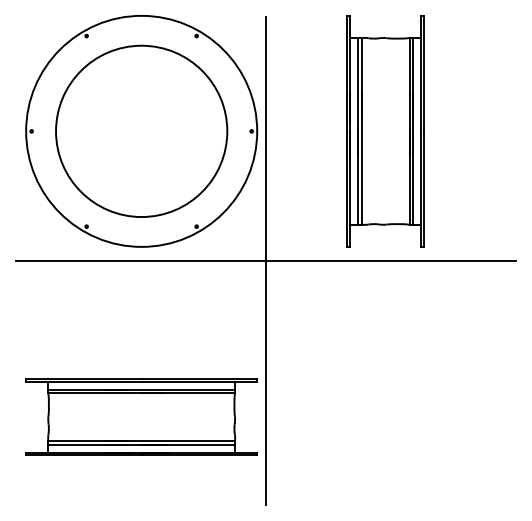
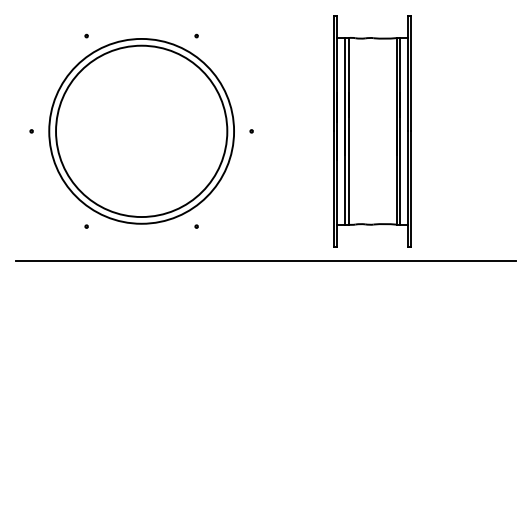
circle diameter: 231 px -> 185 px (141, 130)
part position: (385, 131) -> (372, 131) (372, 131)
line: present -> none (265, 260)
part: present -> none (141, 416)
